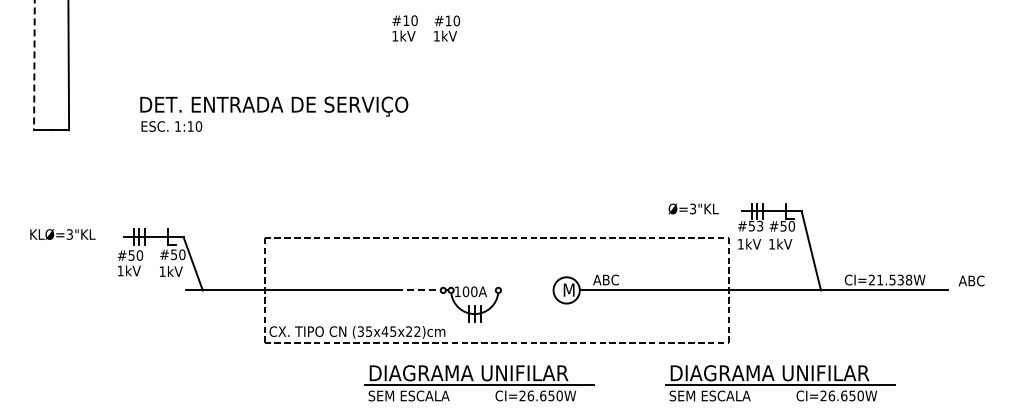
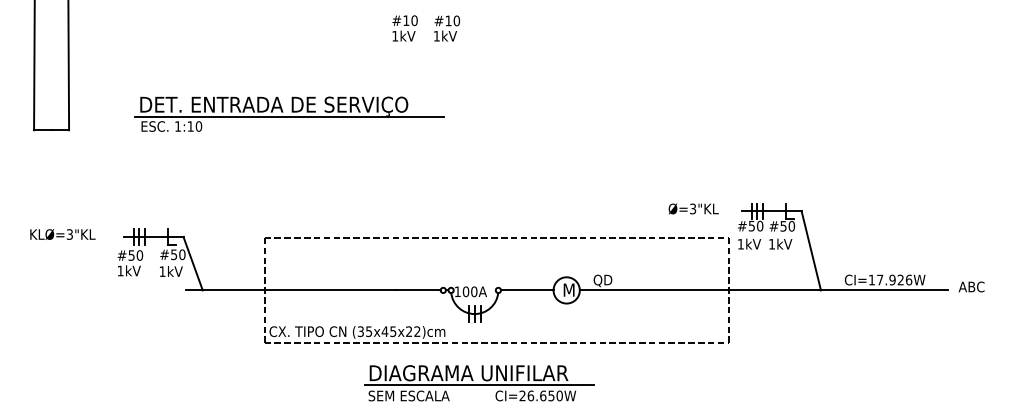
line: dashed -> solid (34, 65)
line: none -> present (289, 117)
text: #53 -> #50 (760, 225)
text: CI=21.538W -> CI=17.926W (890, 279)
text: ABC -> QD (605, 280)
text position: (971, 280) -> (971, 286) (971, 286)
line: dashed -> solid (418, 290)
line: none -> present (527, 290)
part: present -> none (780, 383)
